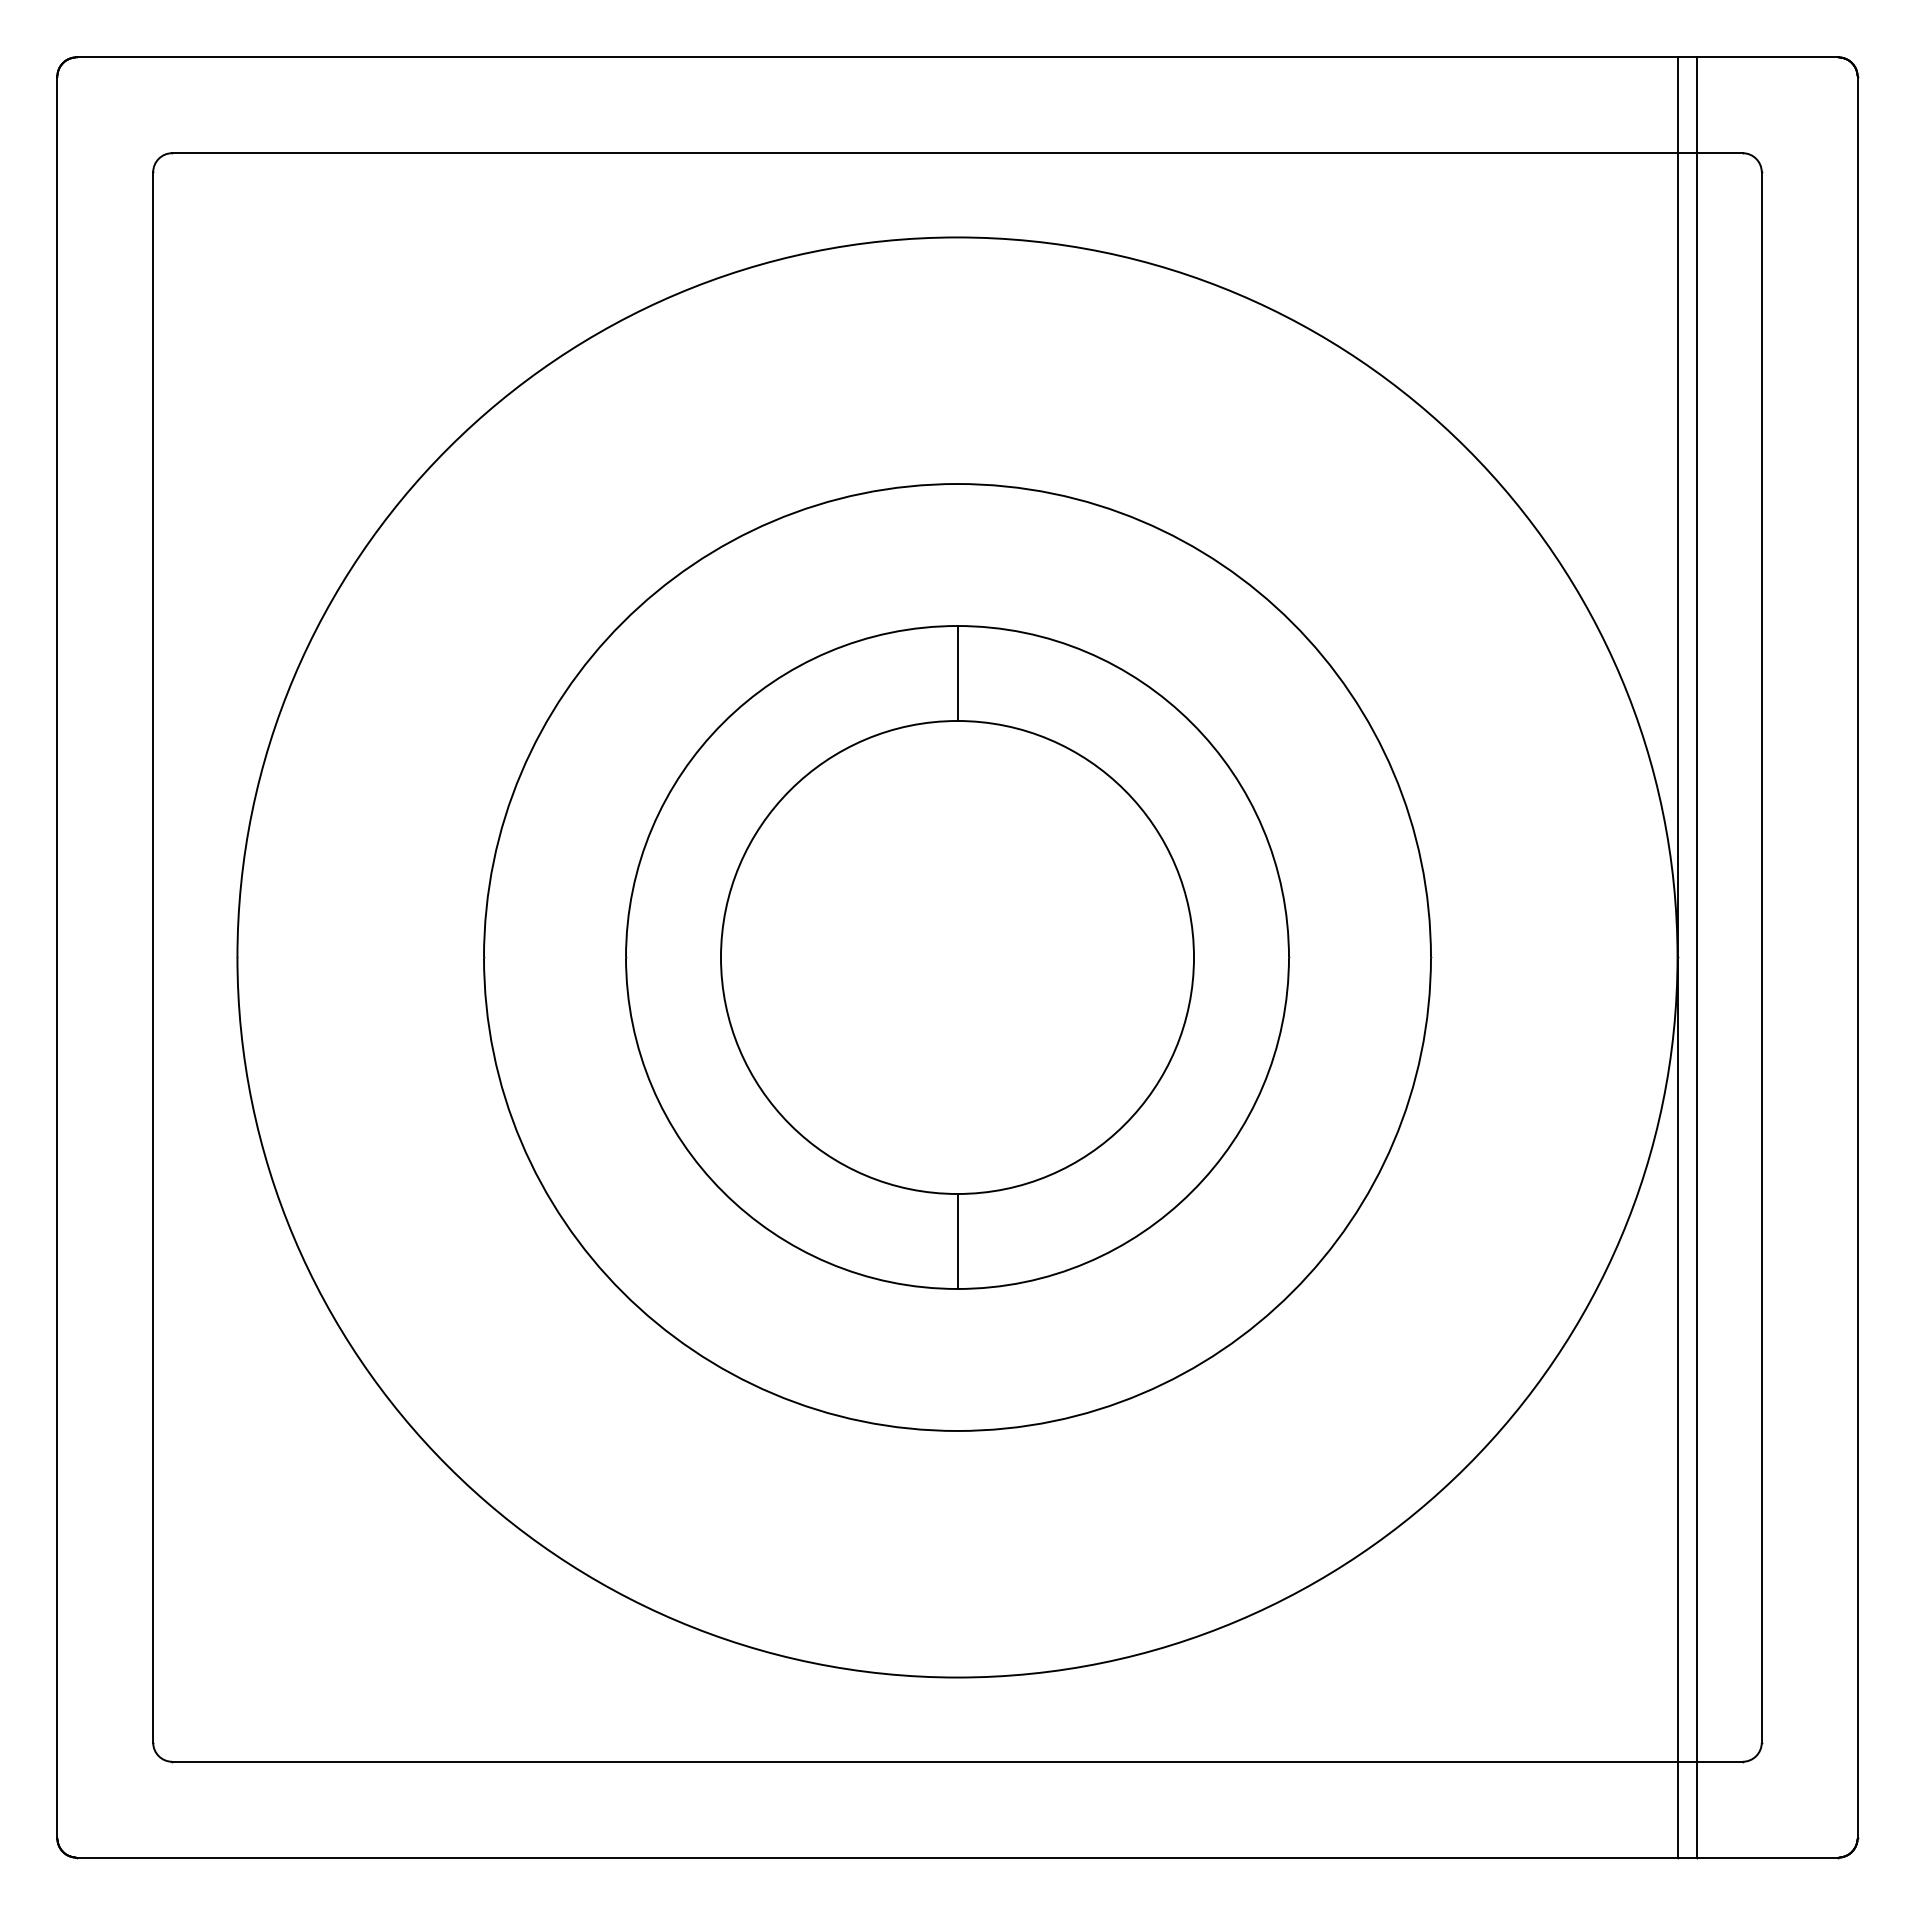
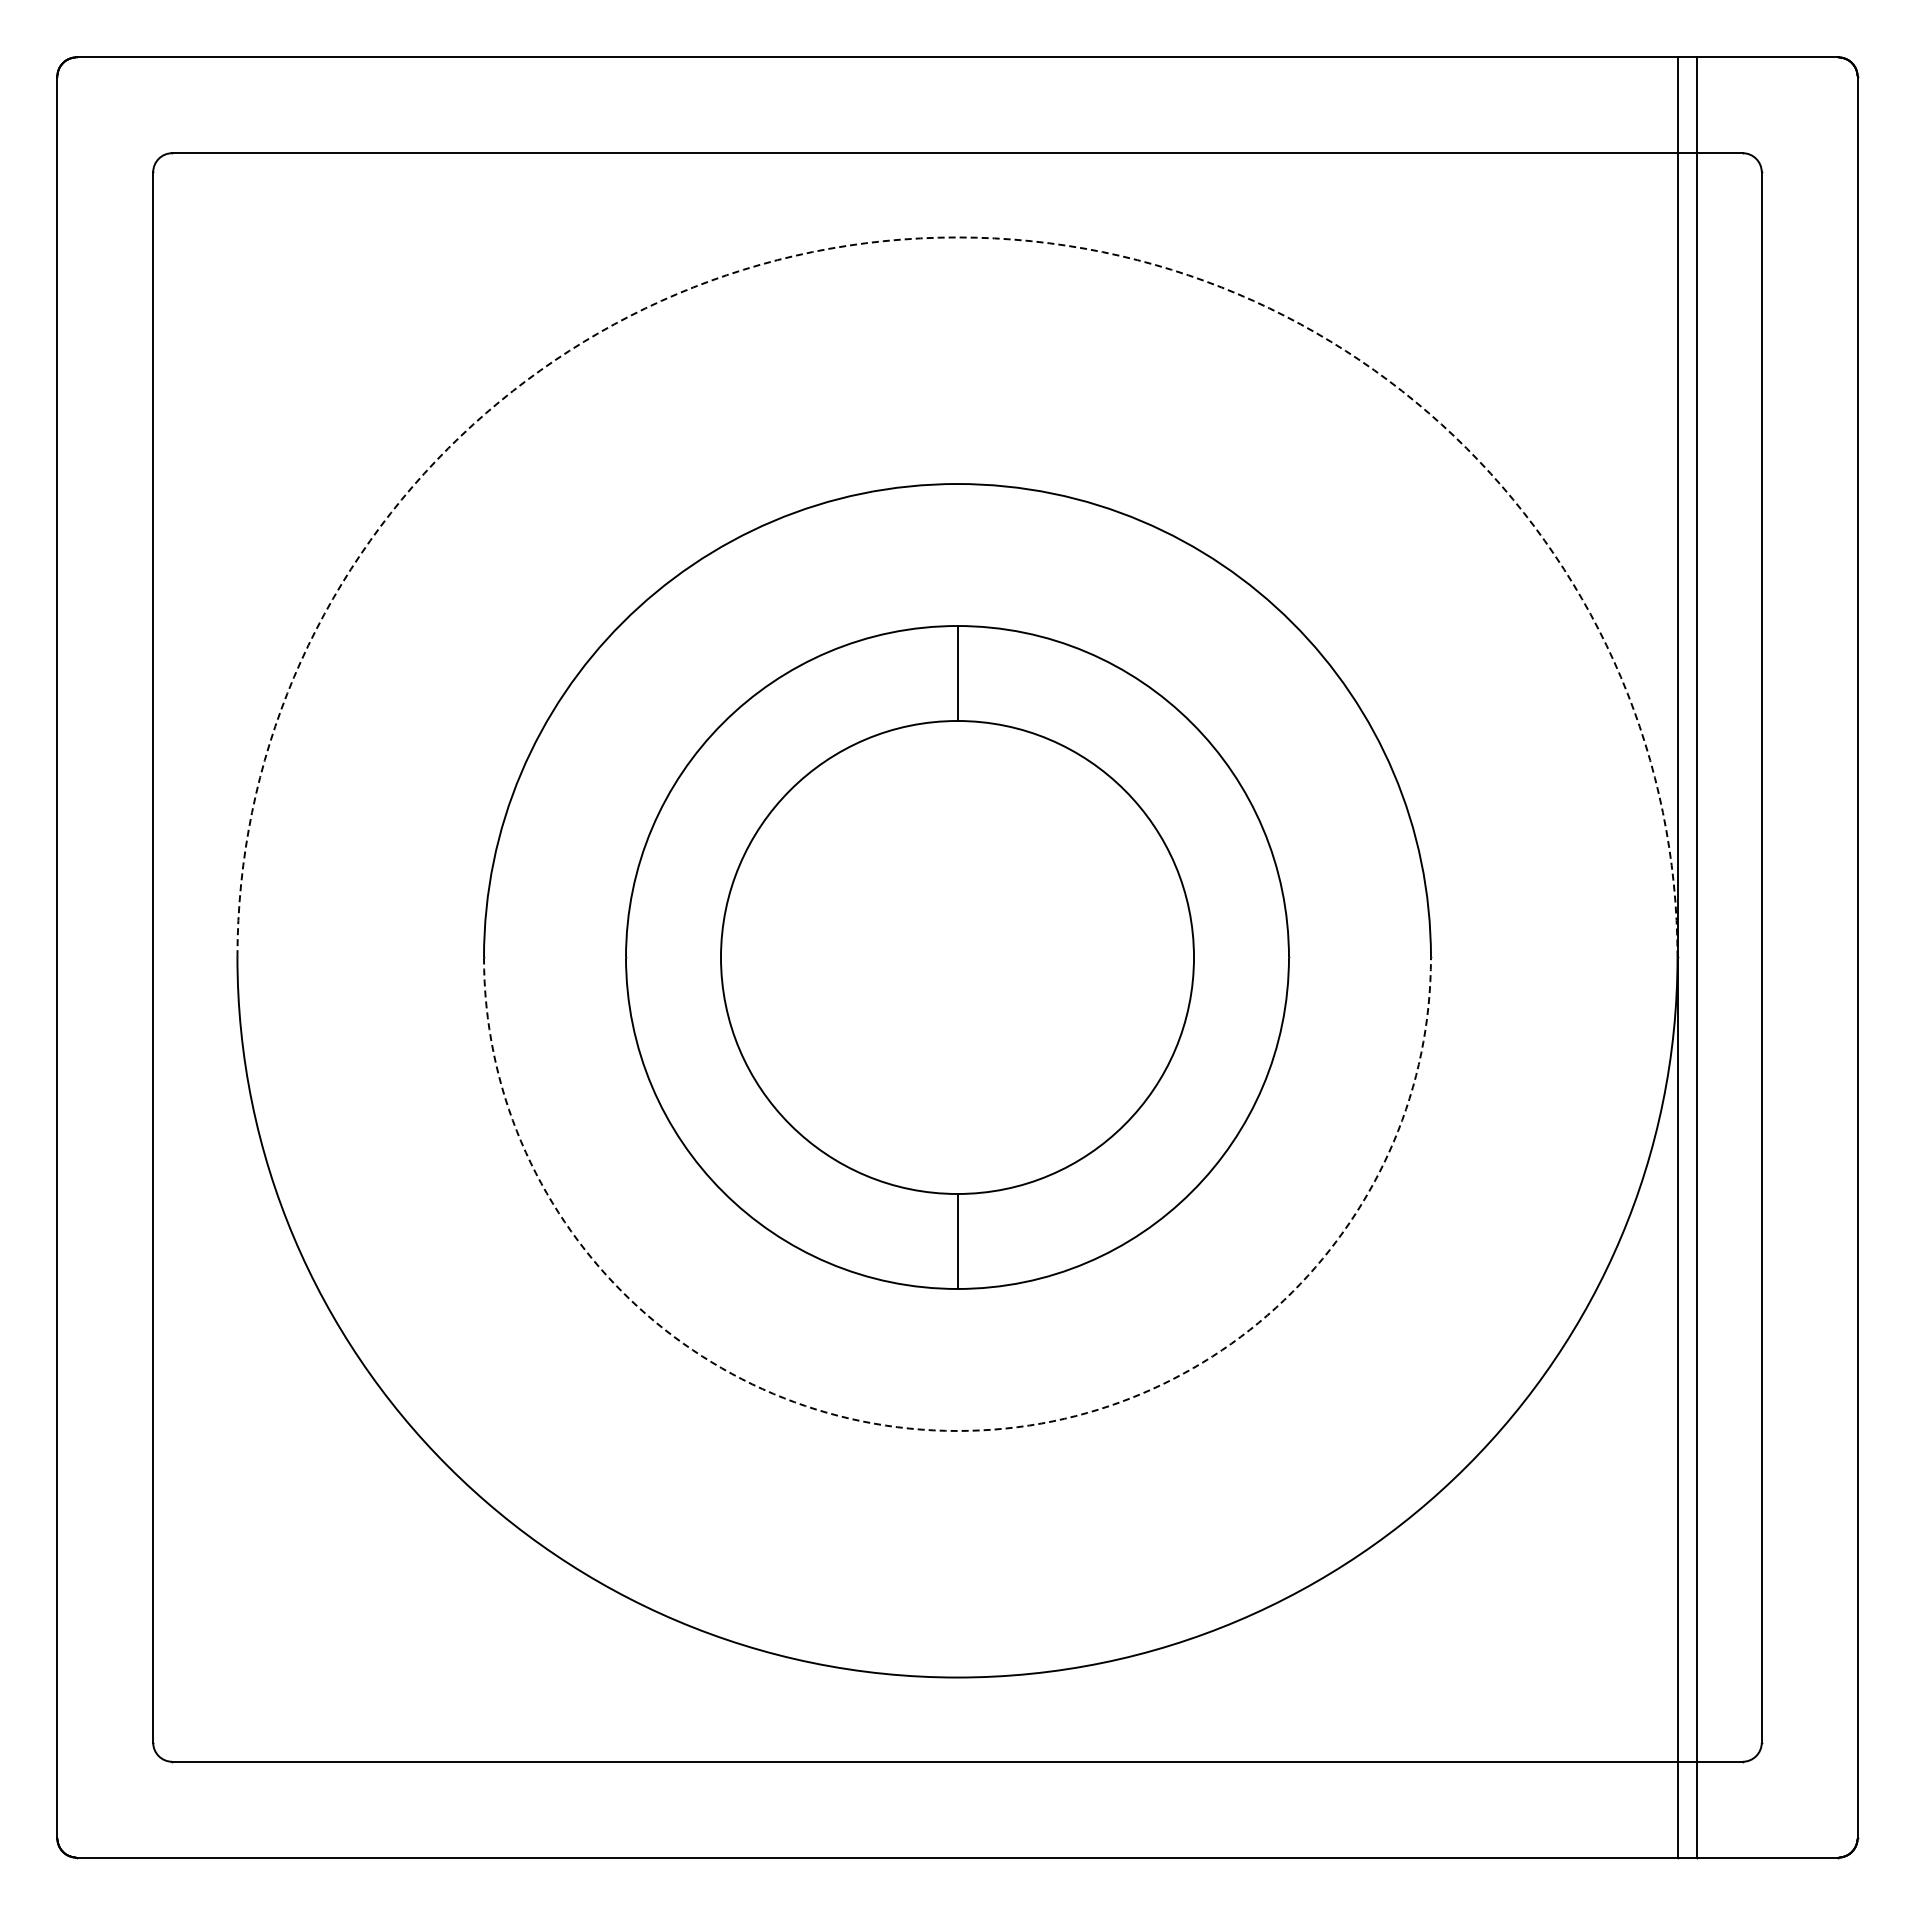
arc: solid -> dashed (957, 237)
arc: solid -> dashed (957, 1430)
